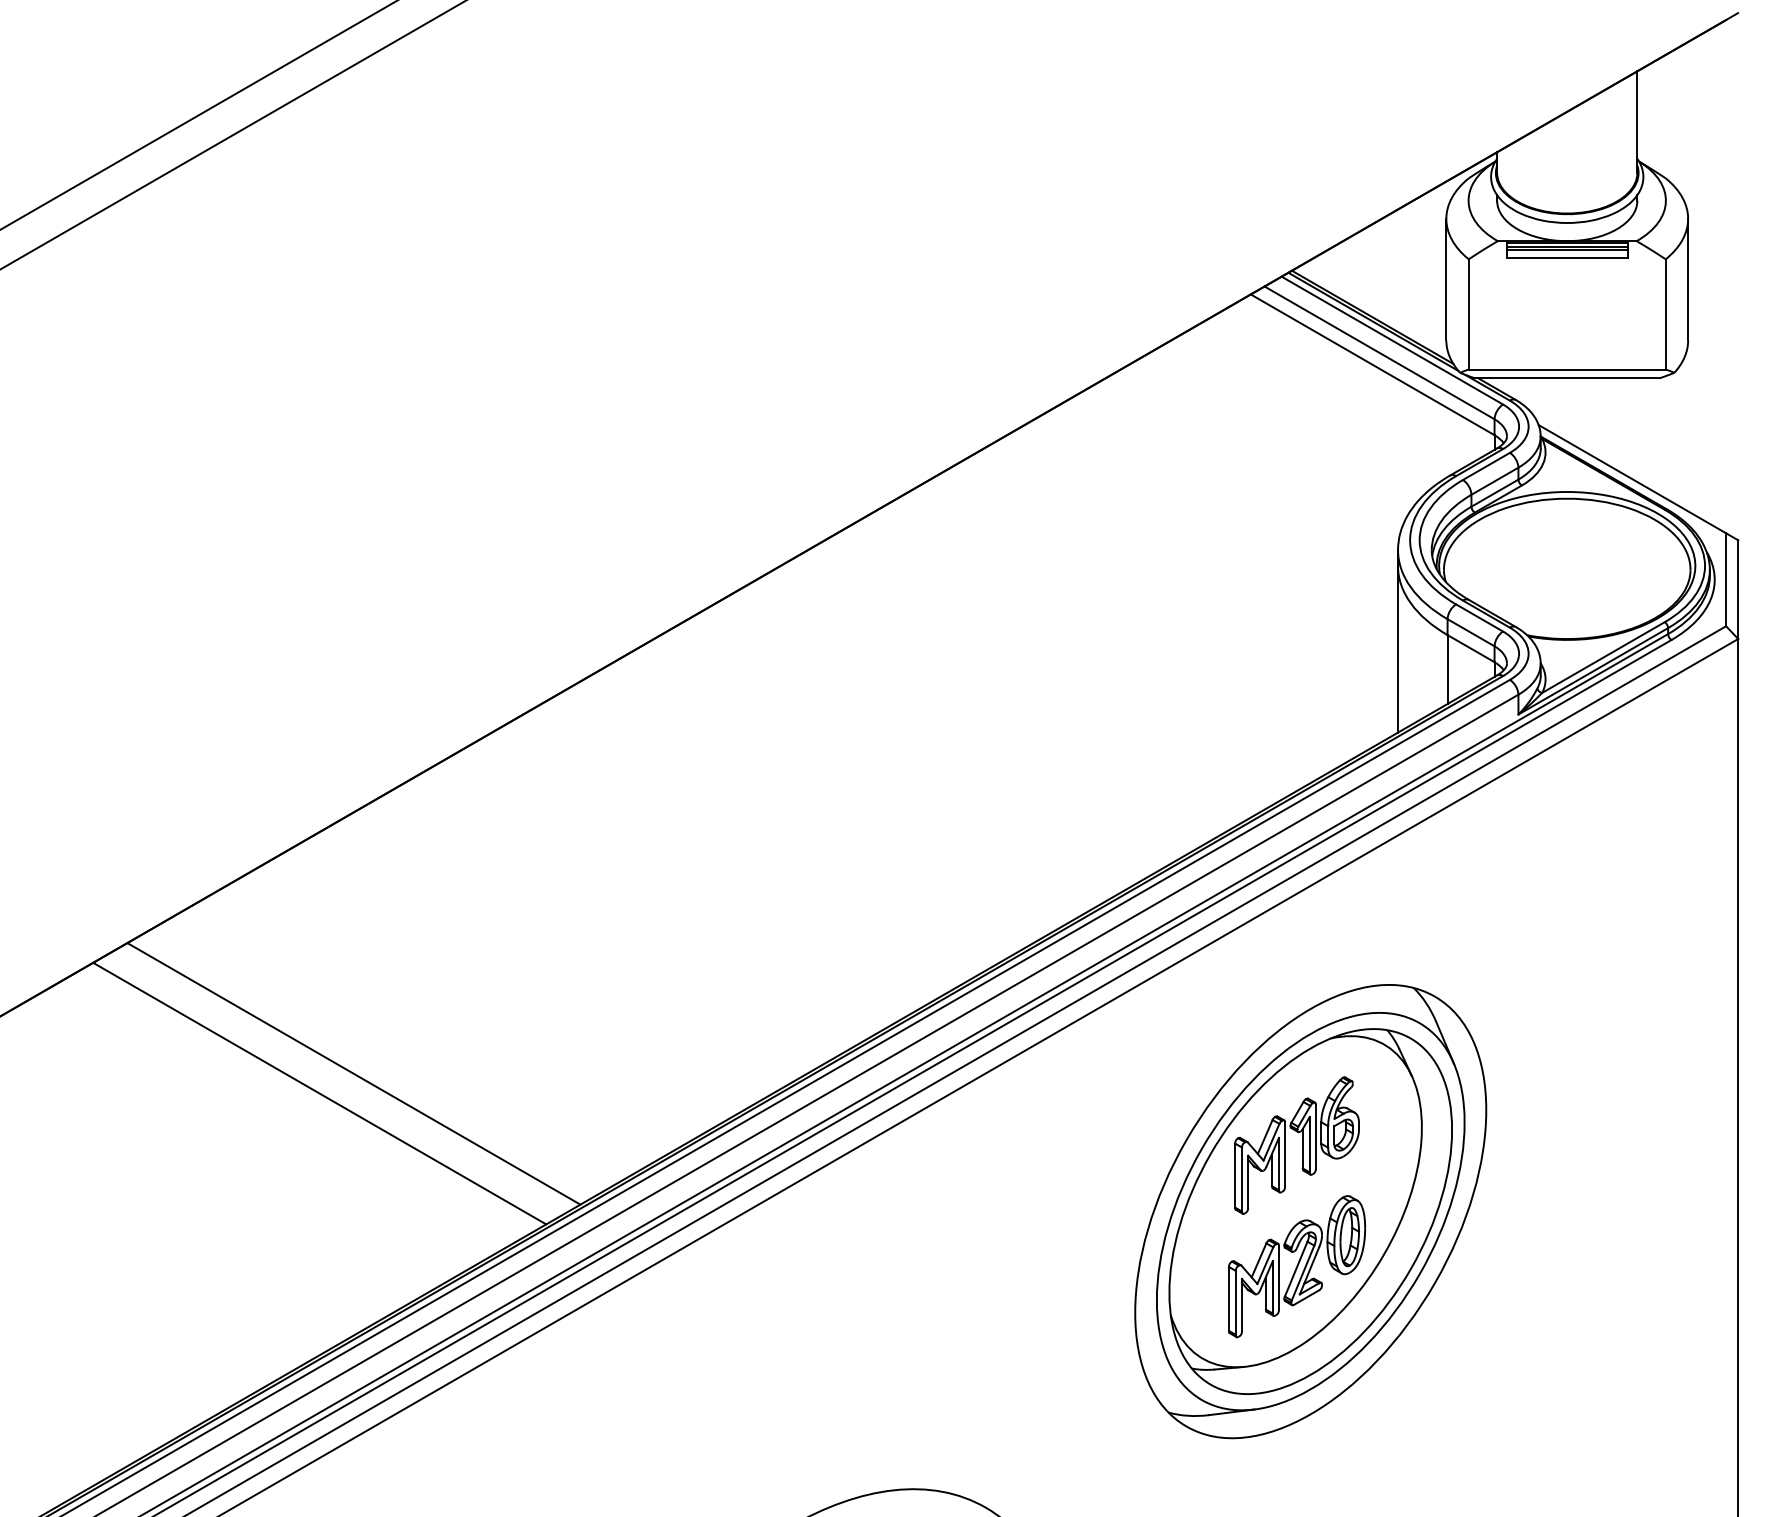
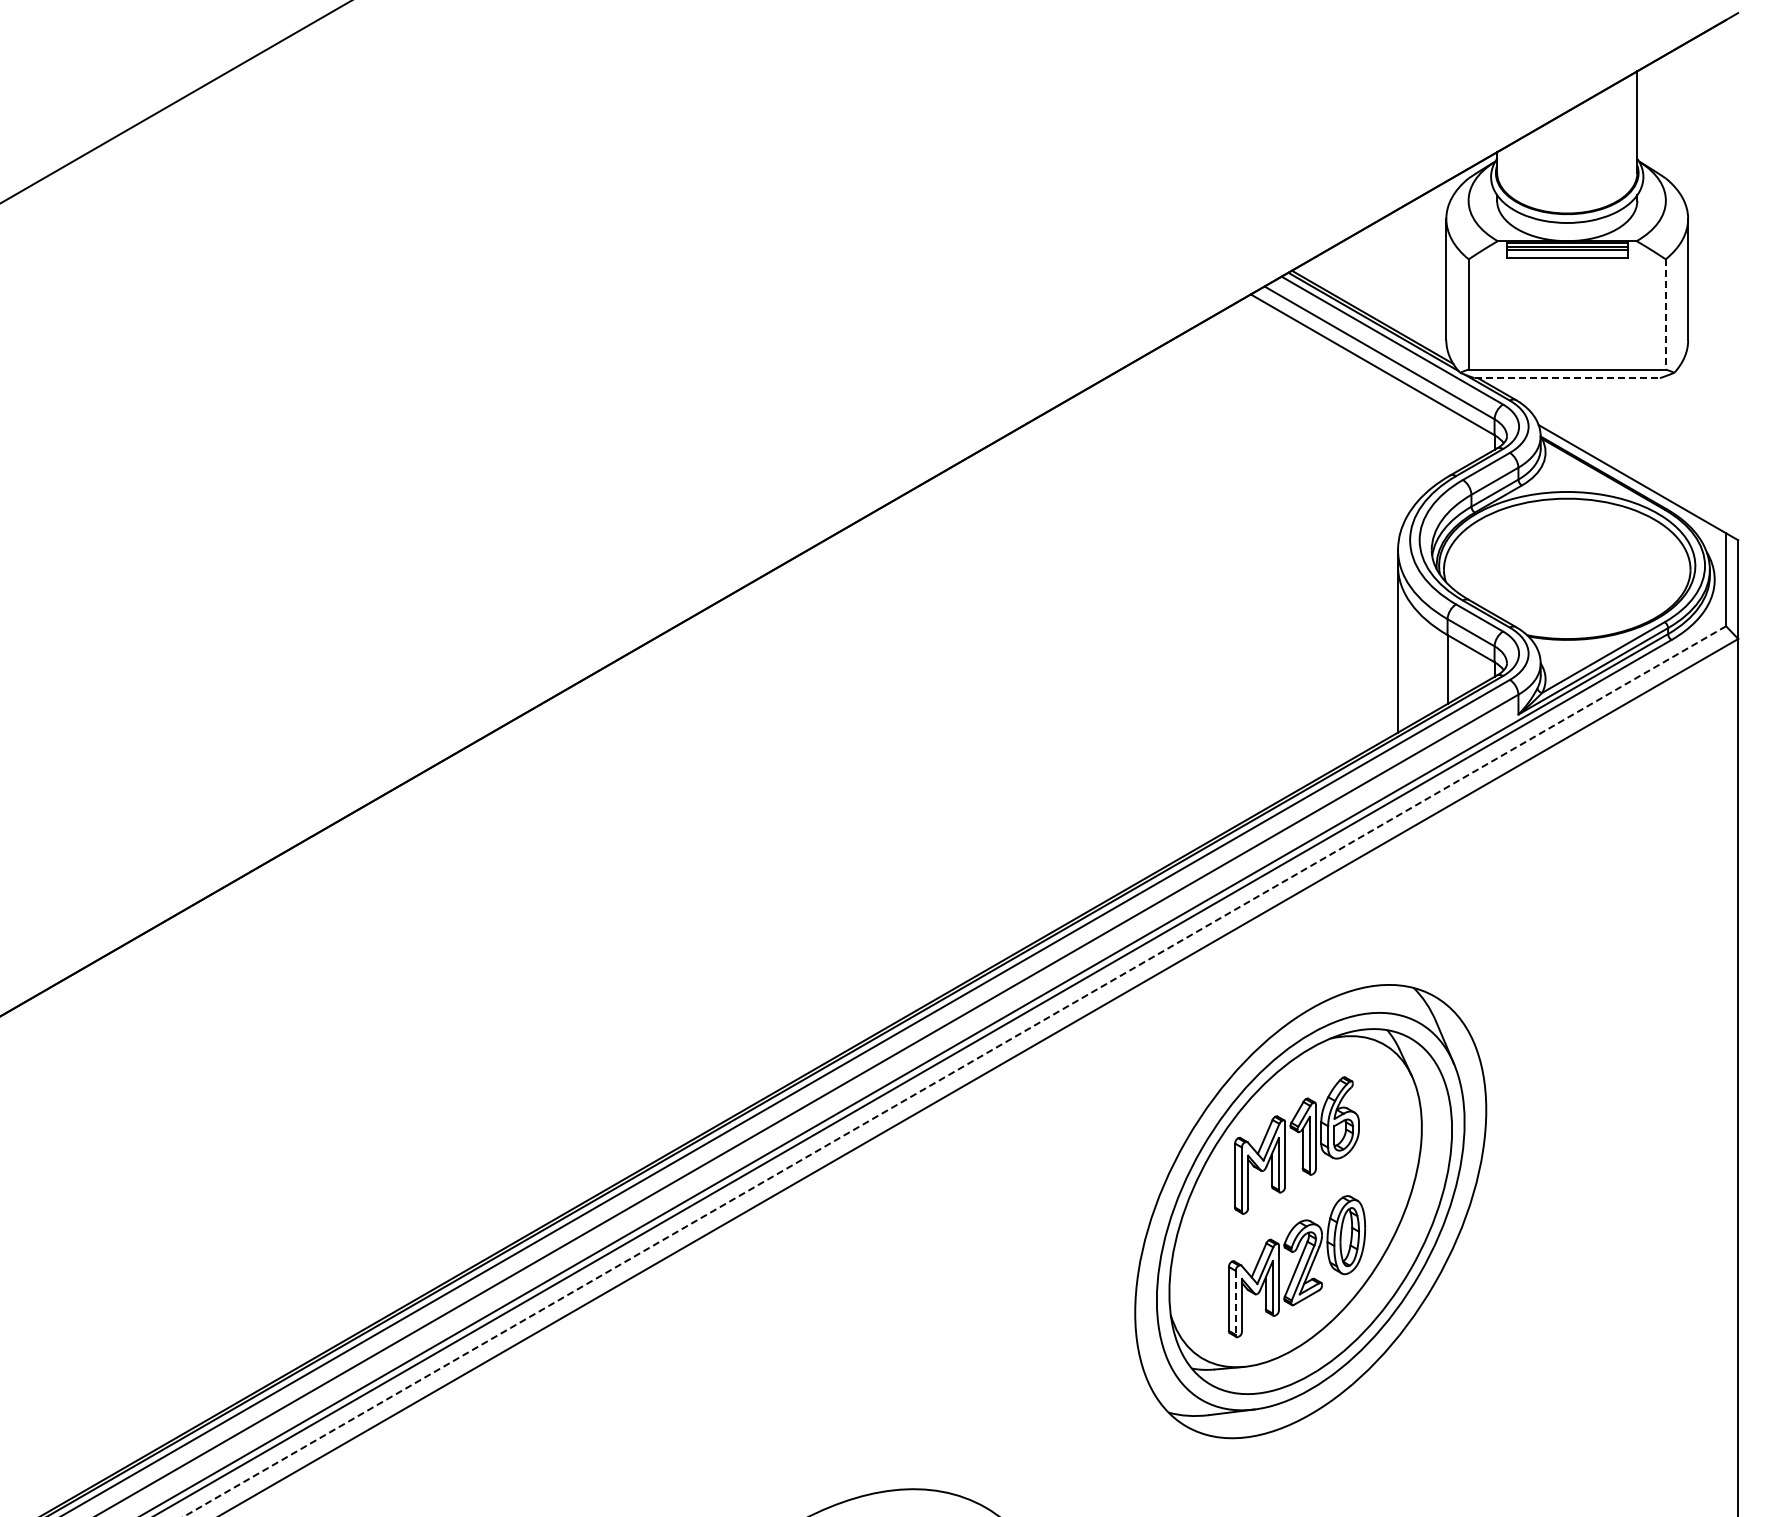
line position: (198, 115) -> (175, 102) (175, 102)
line: present -> none (232, 135)
line: solid -> dashed (1665, 314)
line: solid -> dashed (1567, 378)
line: solid -> dashed (954, 1071)
line: present -> none (353, 1073)
line: present -> none (319, 1093)
line: solid -> dashed (1235, 1302)
